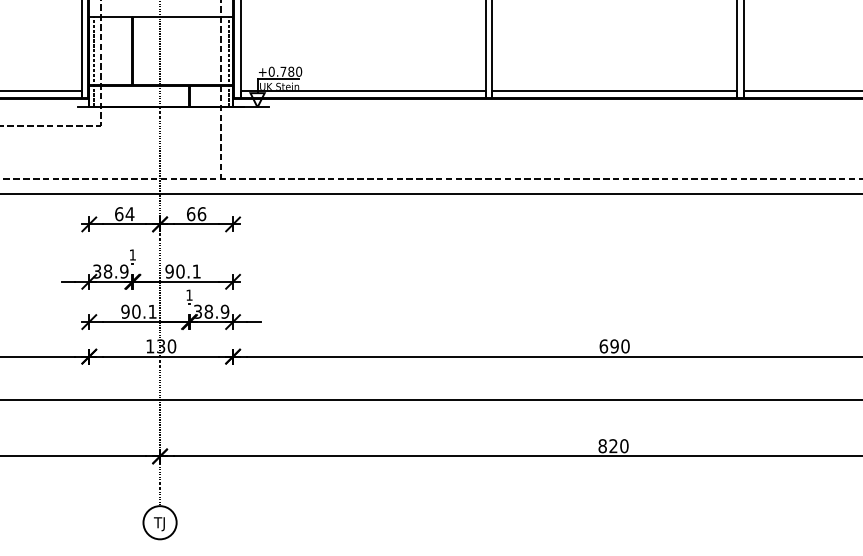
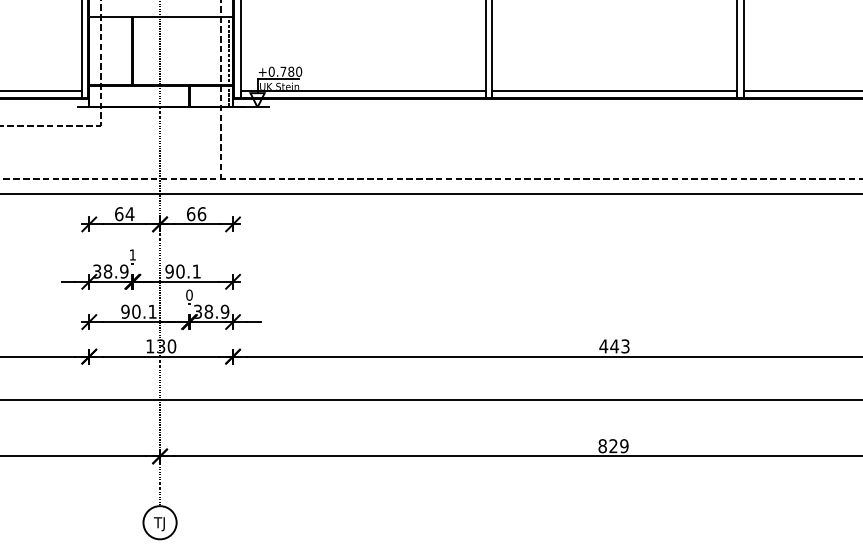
line: present -> none (93, 62)
text: 1 -> 0 (189, 294)
text: 690 -> 443 (614, 346)
text: 820 -> 829 (624, 446)
